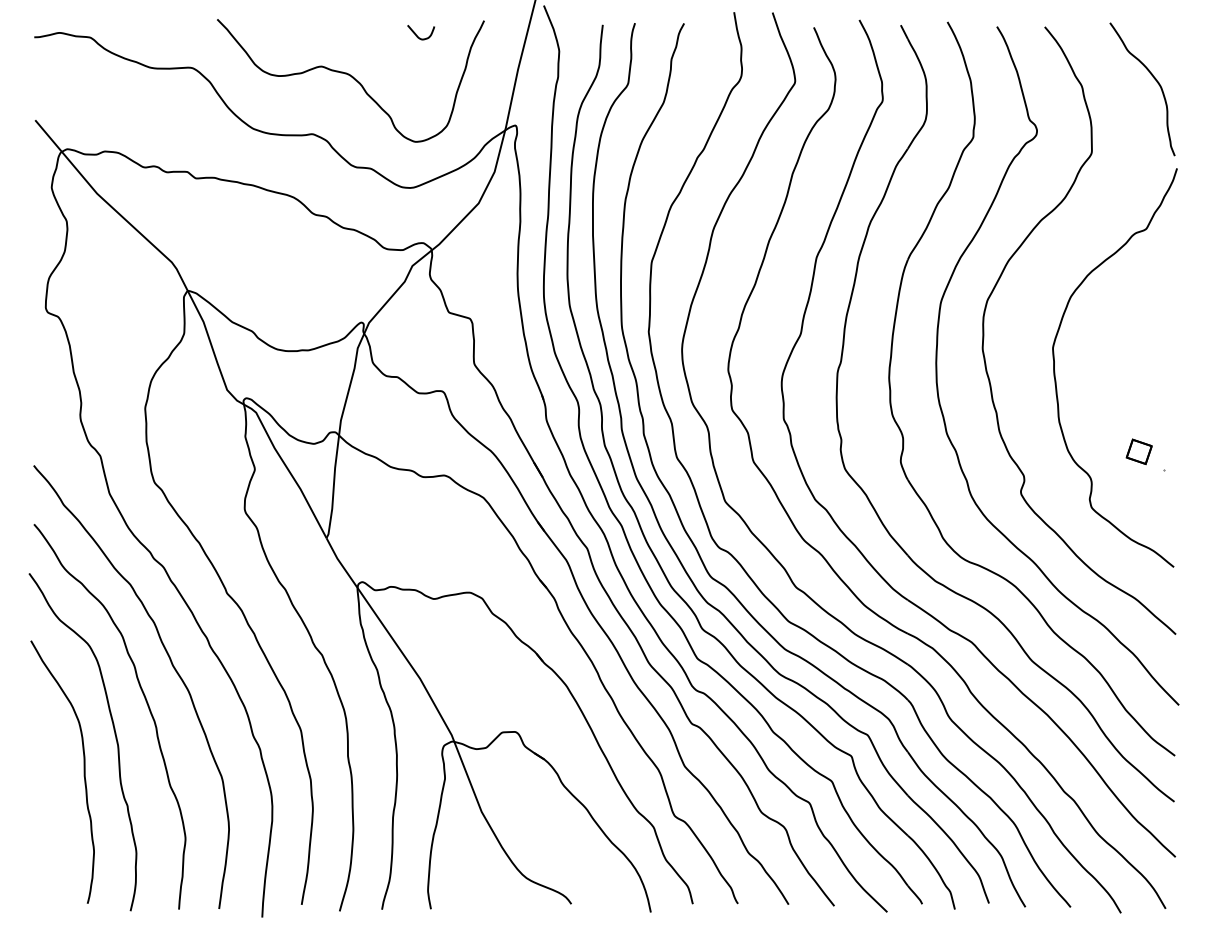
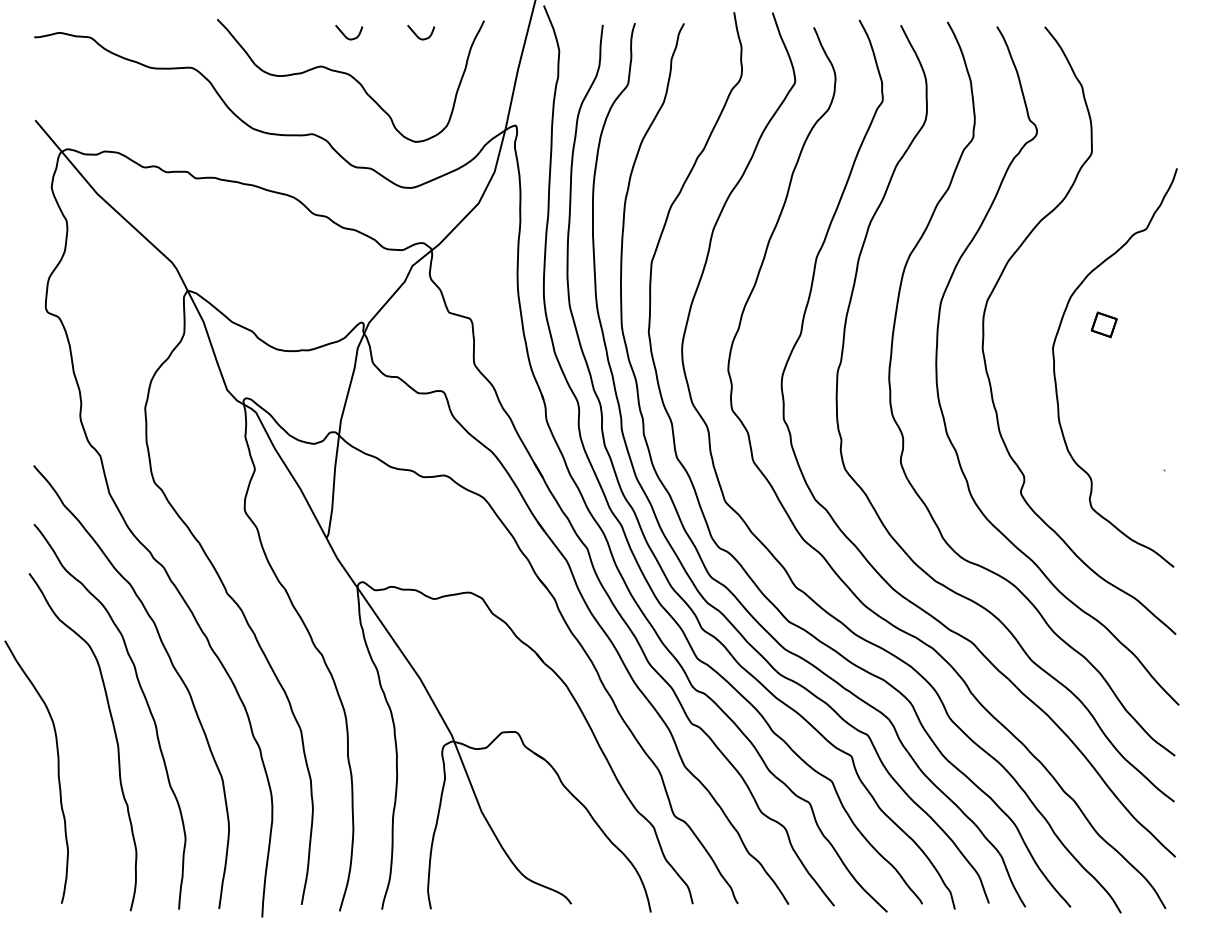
curve: none -> present (345, 35)
curve: present -> none (1153, 78)
part position: (1138, 451) -> (1103, 324) (1103, 324)
curve position: (83, 771) -> (57, 771) (57, 771)
